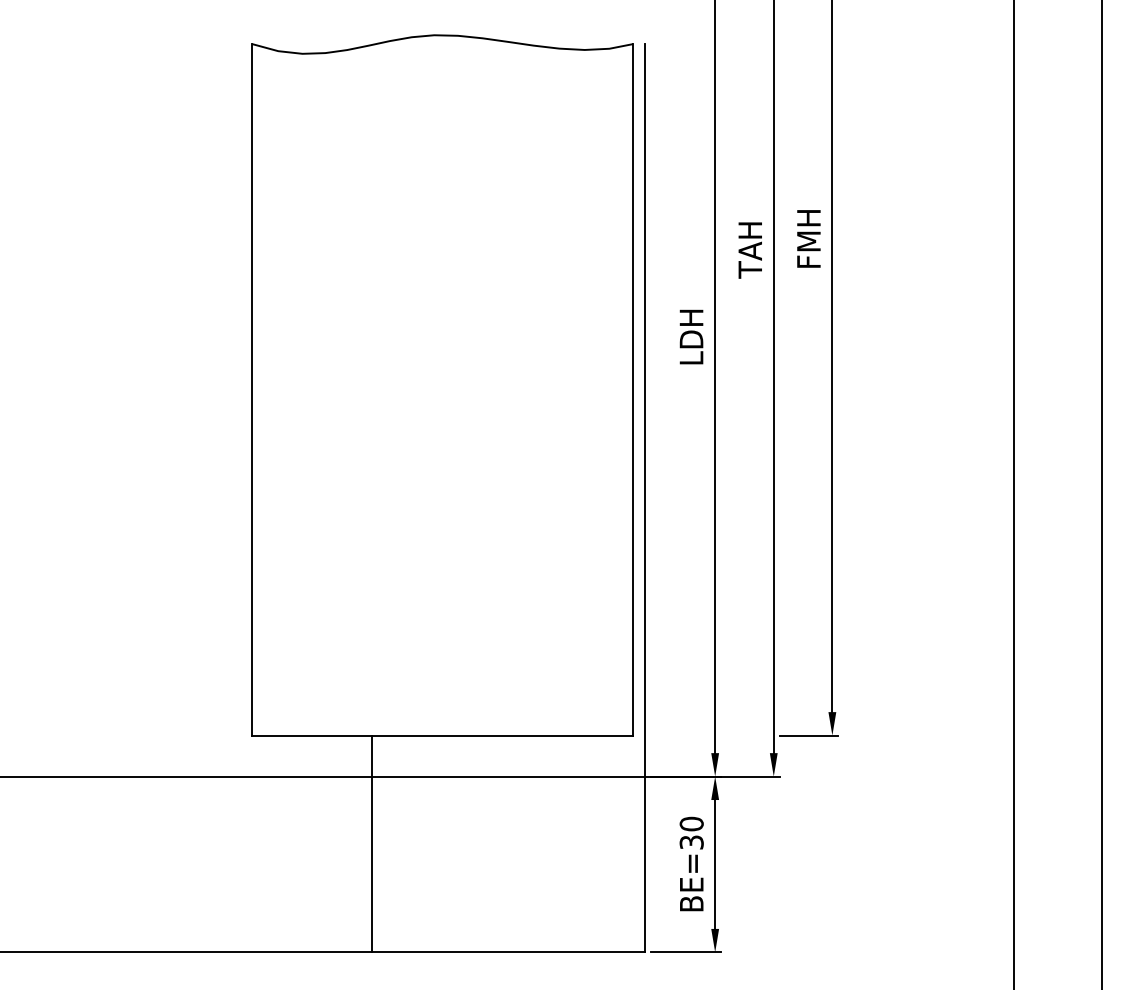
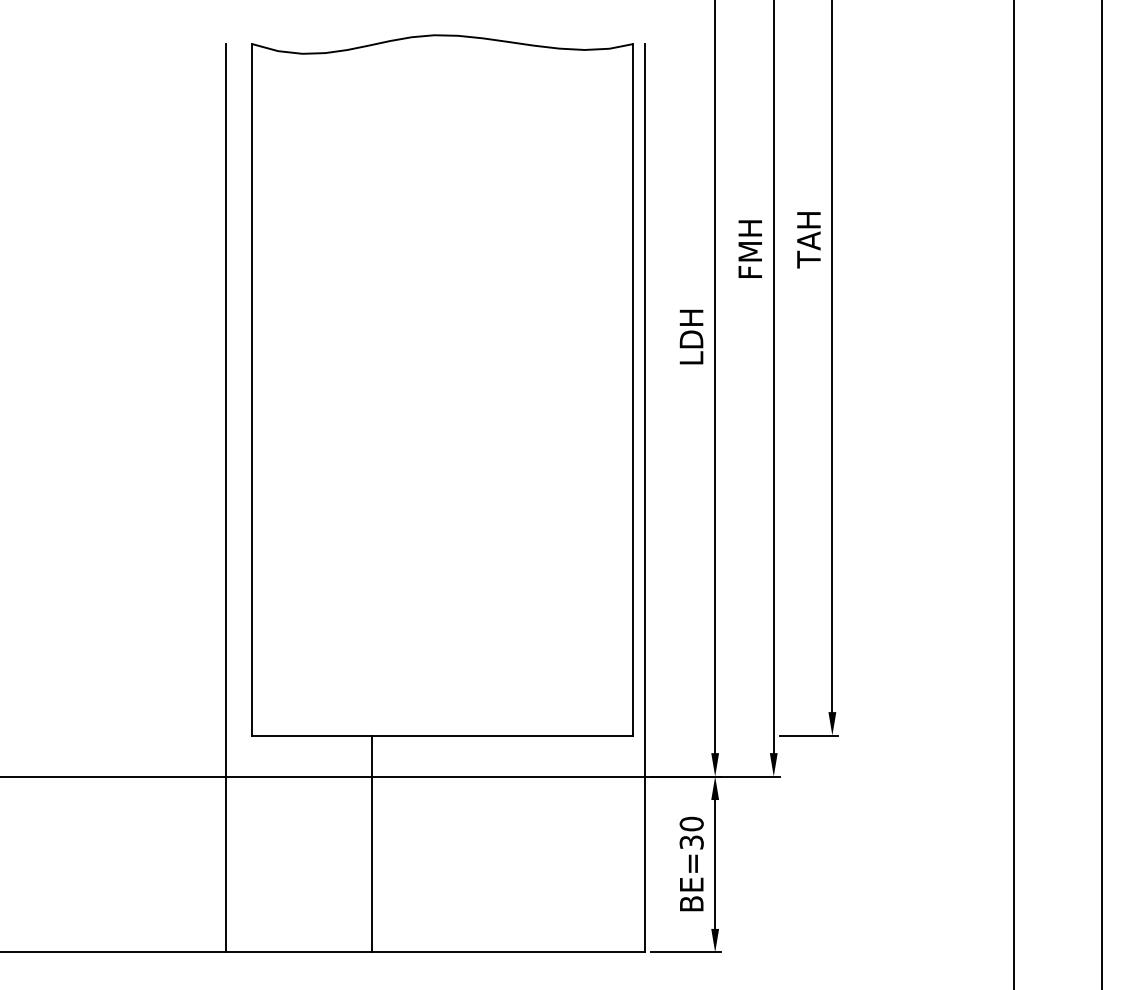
text: FMH -> TAH (808, 239)
text: TAH -> FMH (749, 249)
line: none -> present (225, 498)
